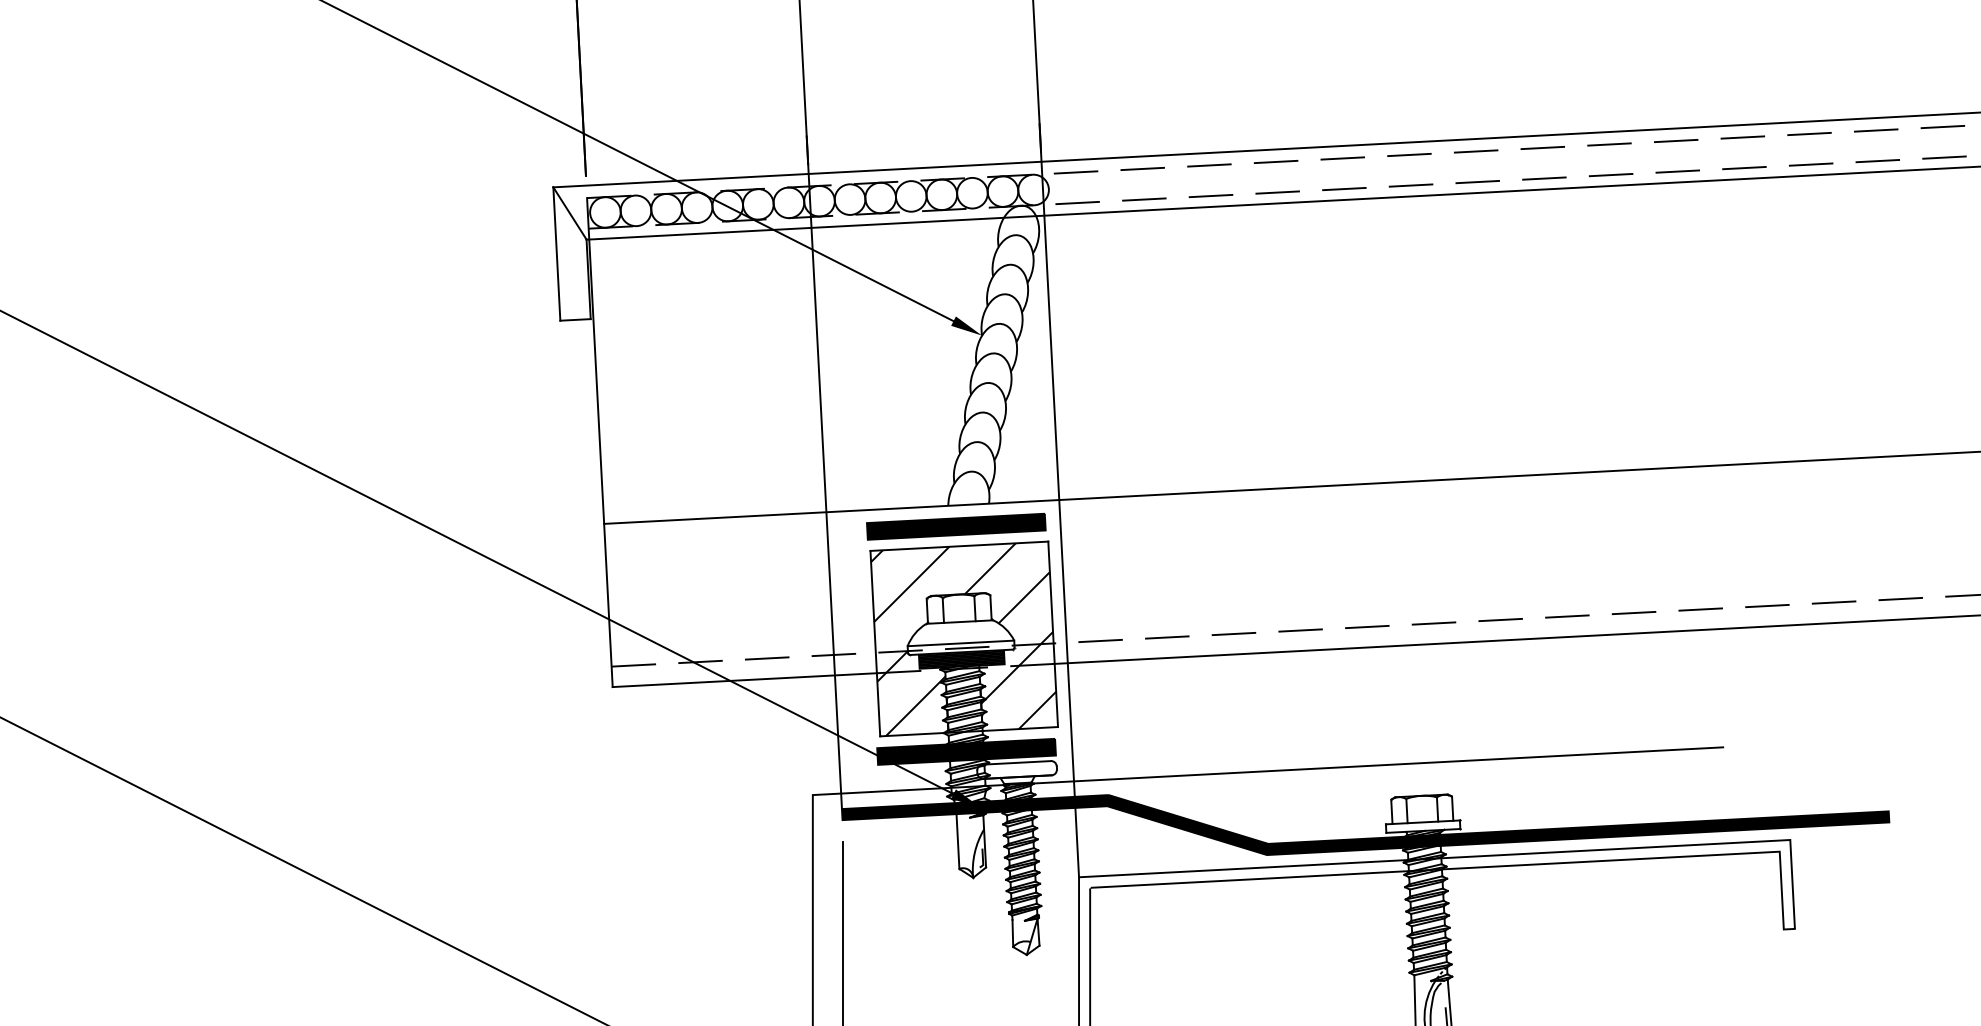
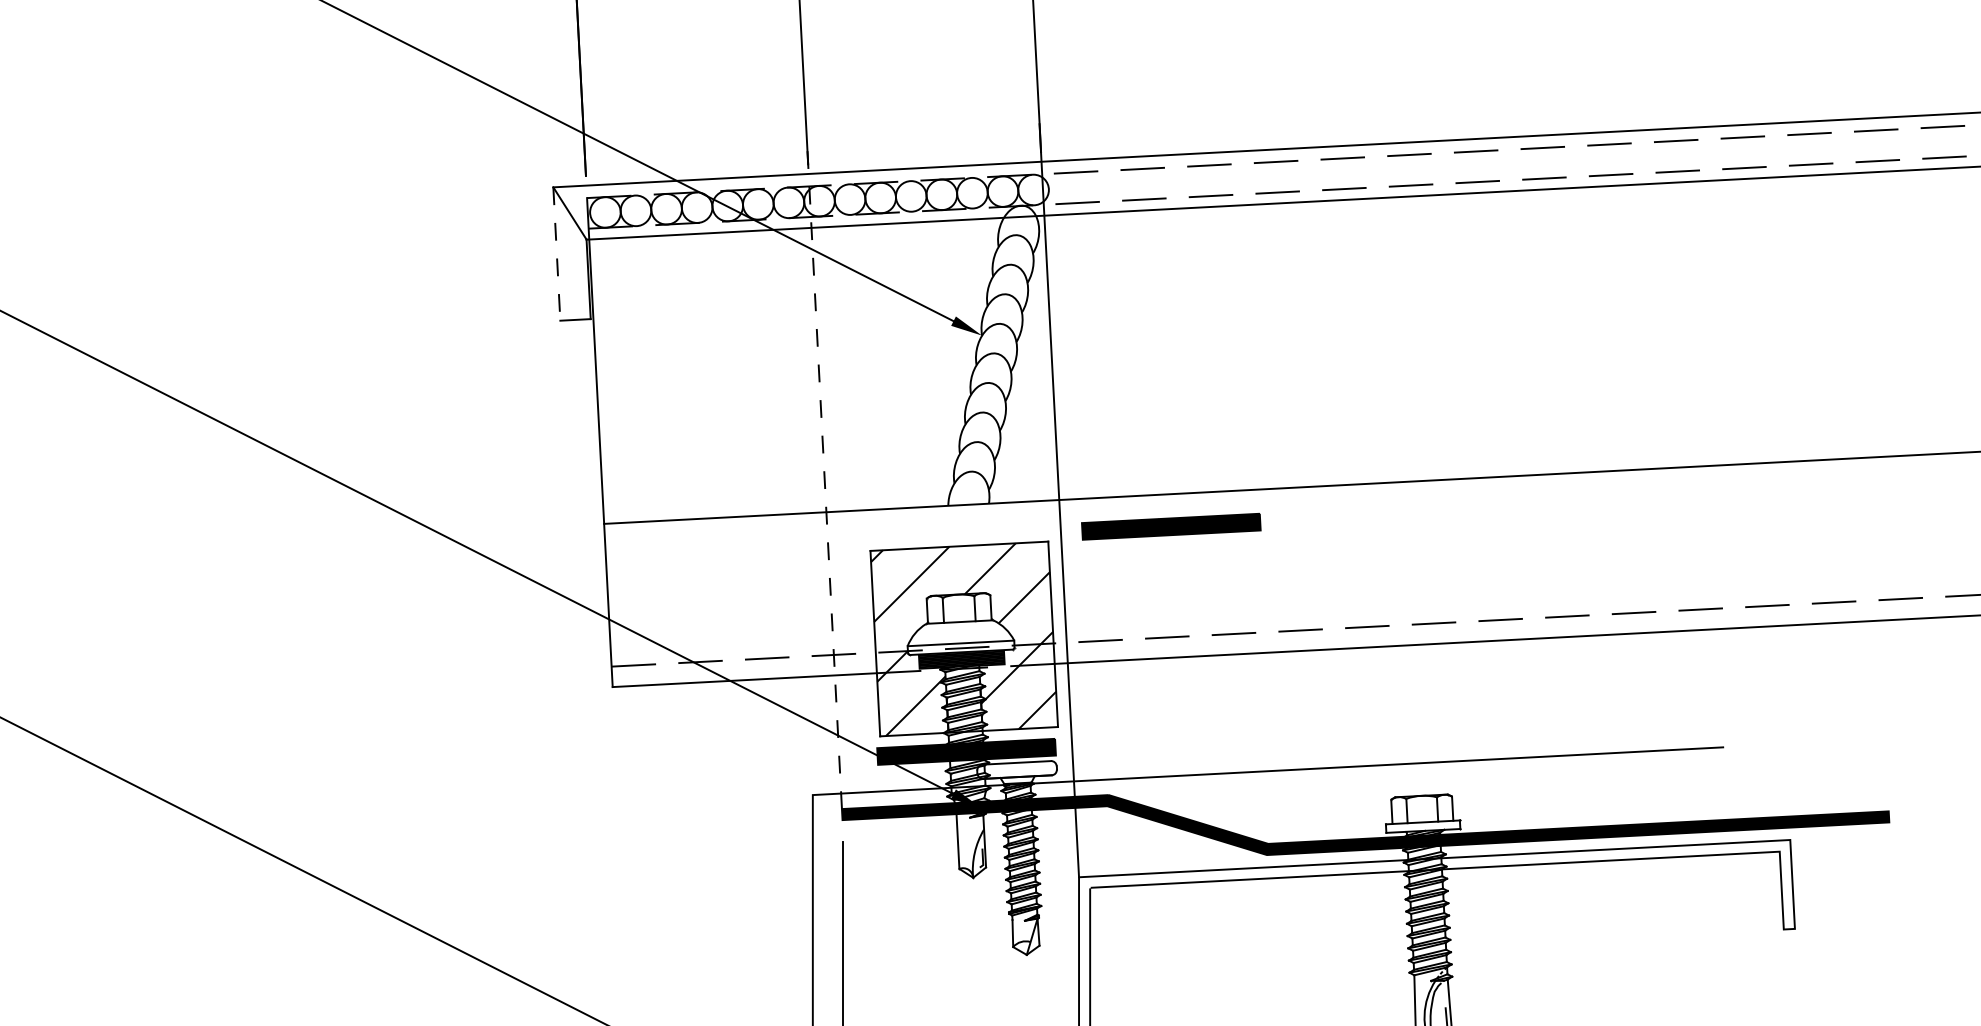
line: solid -> dashed (556, 254)
line: solid -> dashed (824, 472)
part position: (956, 526) -> (1171, 526) (1171, 526)
